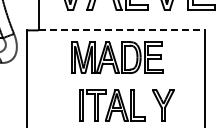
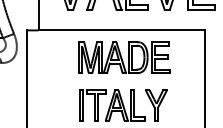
line: dashed -> solid (122, 30)
part position: (117, 57) -> (124, 57) (124, 57)
part position: (163, 105) -> (156, 105) (156, 105)
